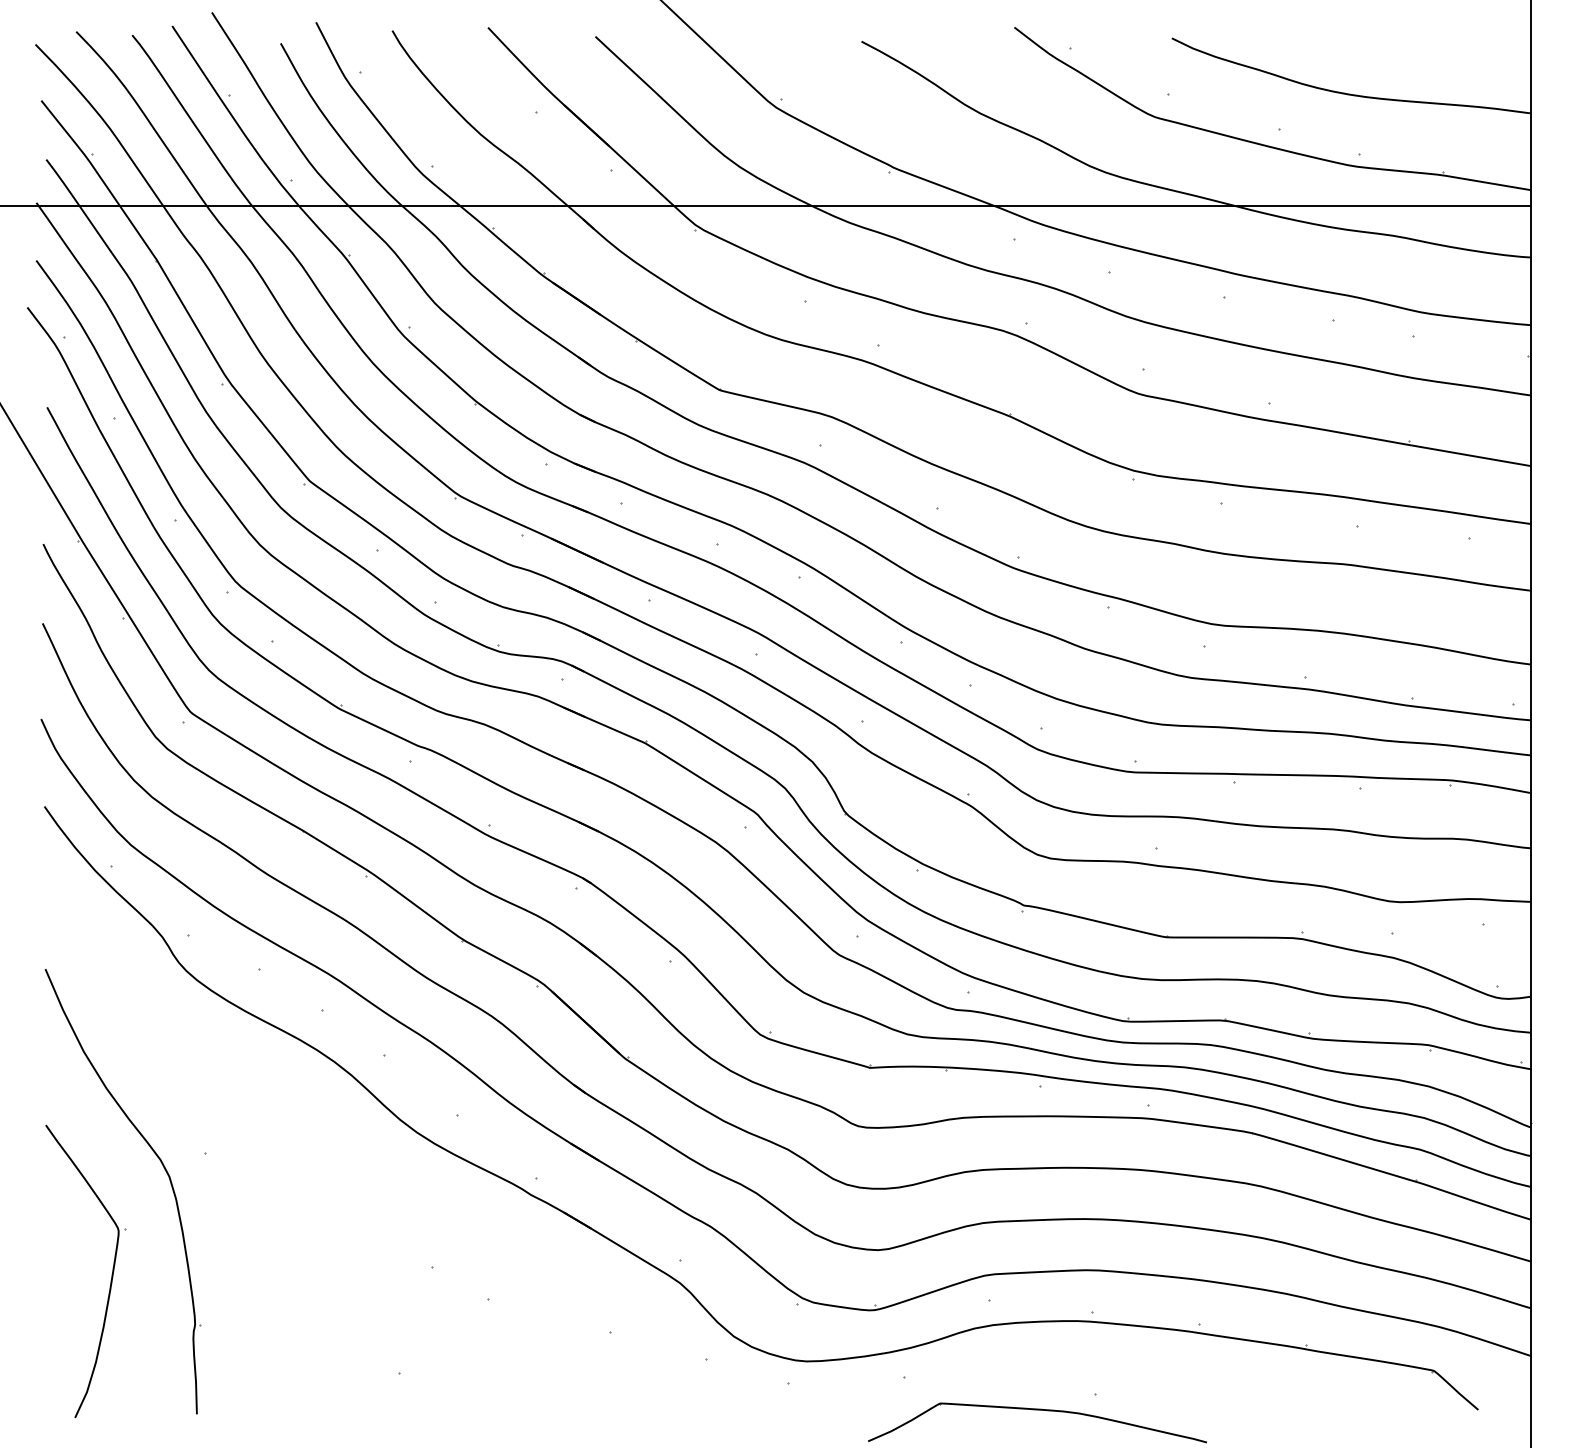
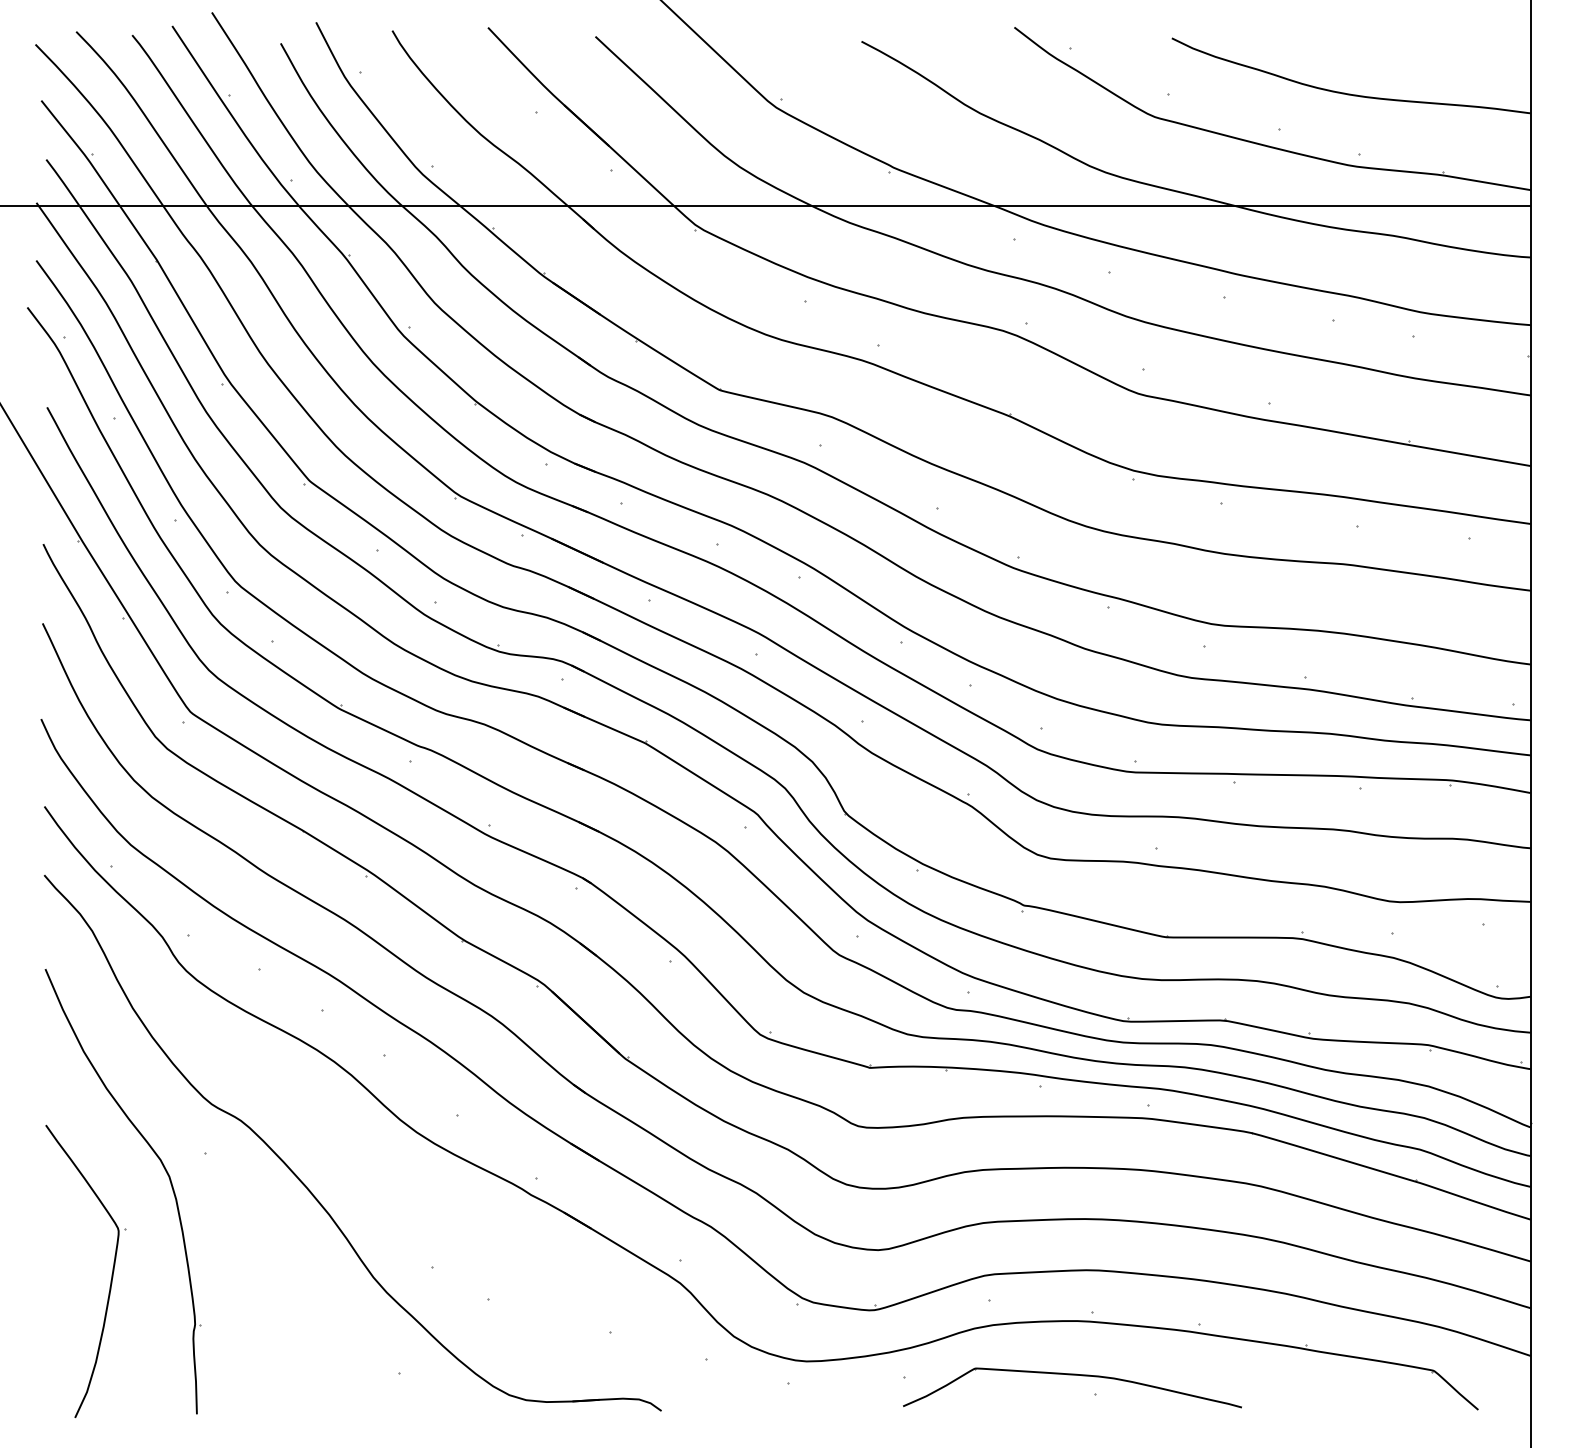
part: none -> present (306, 1185)
part position: (1037, 1410) -> (1072, 1375) (1072, 1375)
